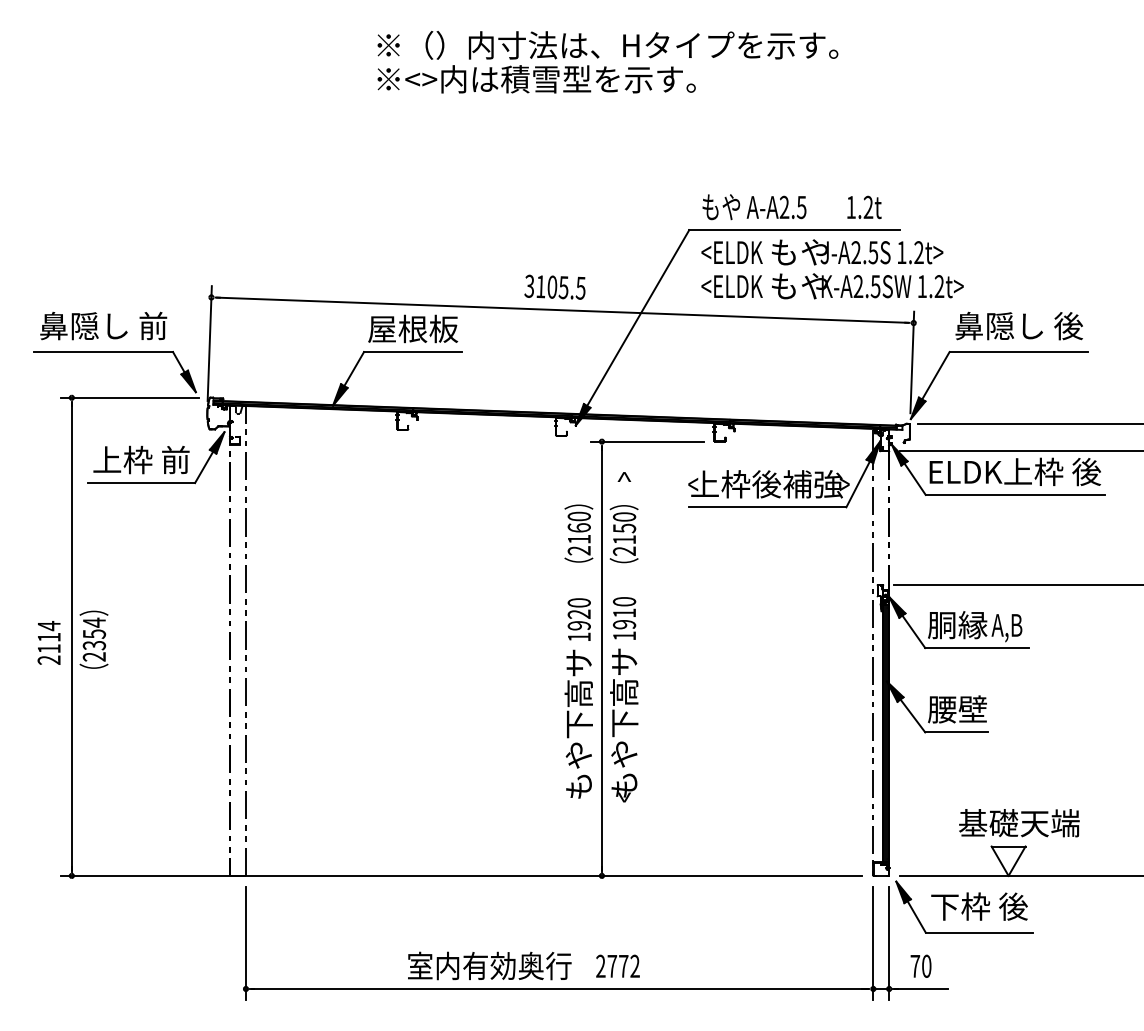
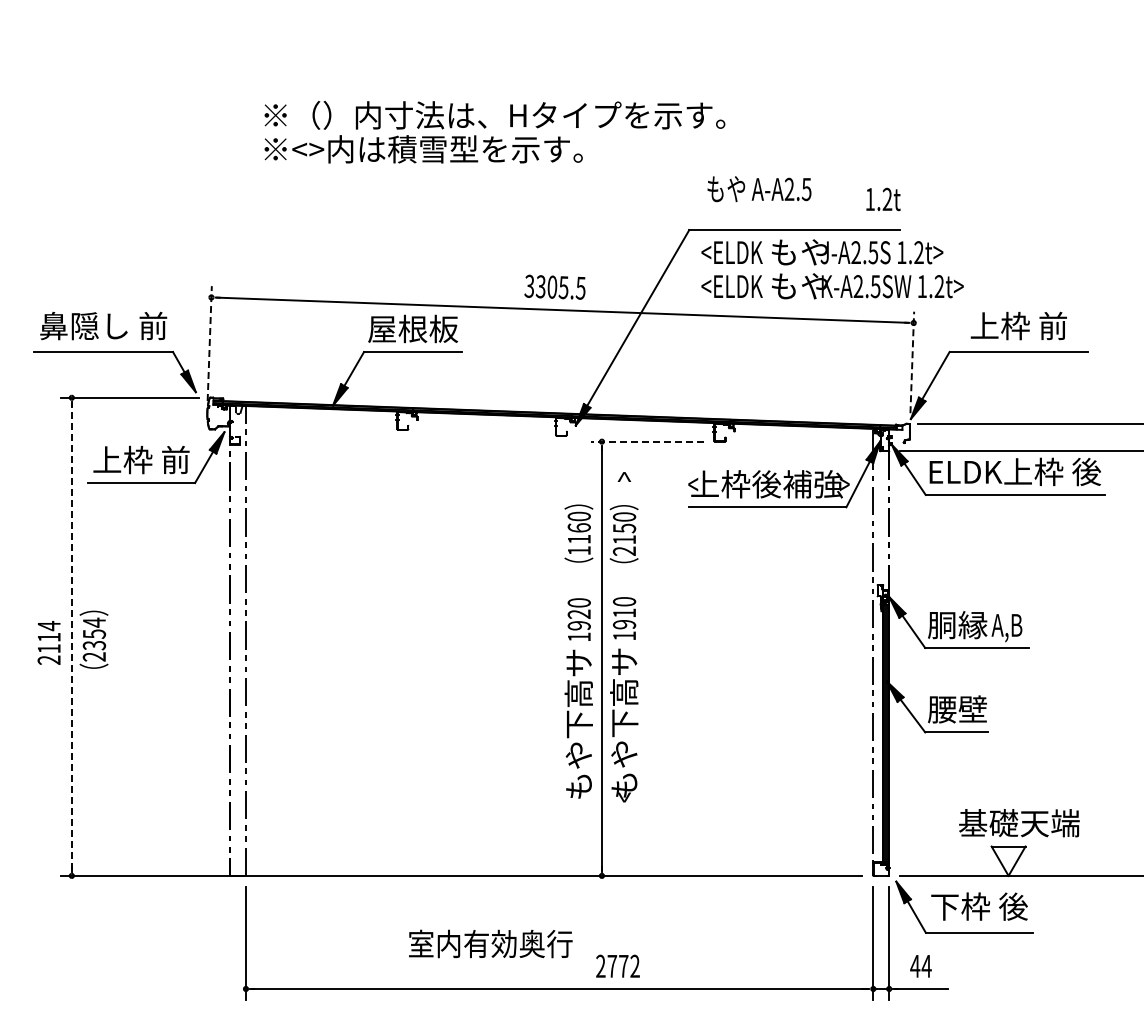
text position: (607, 62) -> (494, 132) (494, 132)
text position: (754, 207) -> (759, 189) (759, 189)
text position: (864, 207) -> (883, 199) (883, 199)
text: 3105.5 -> 3305.5 (540, 286)
text: 鼻隠し 後 -> 上枠 前 (1018, 325)
line: solid -> dashed (209, 343)
line: solid -> dashed (912, 362)
line: solid -> dashed (647, 441)
text: 2160 -> 1160 (578, 550)
line: present -> none (1017, 585)
line: solid -> dashed (71, 636)
text position: (489, 965) -> (490, 943) (490, 943)
text: 70 -> 44 (920, 965)
